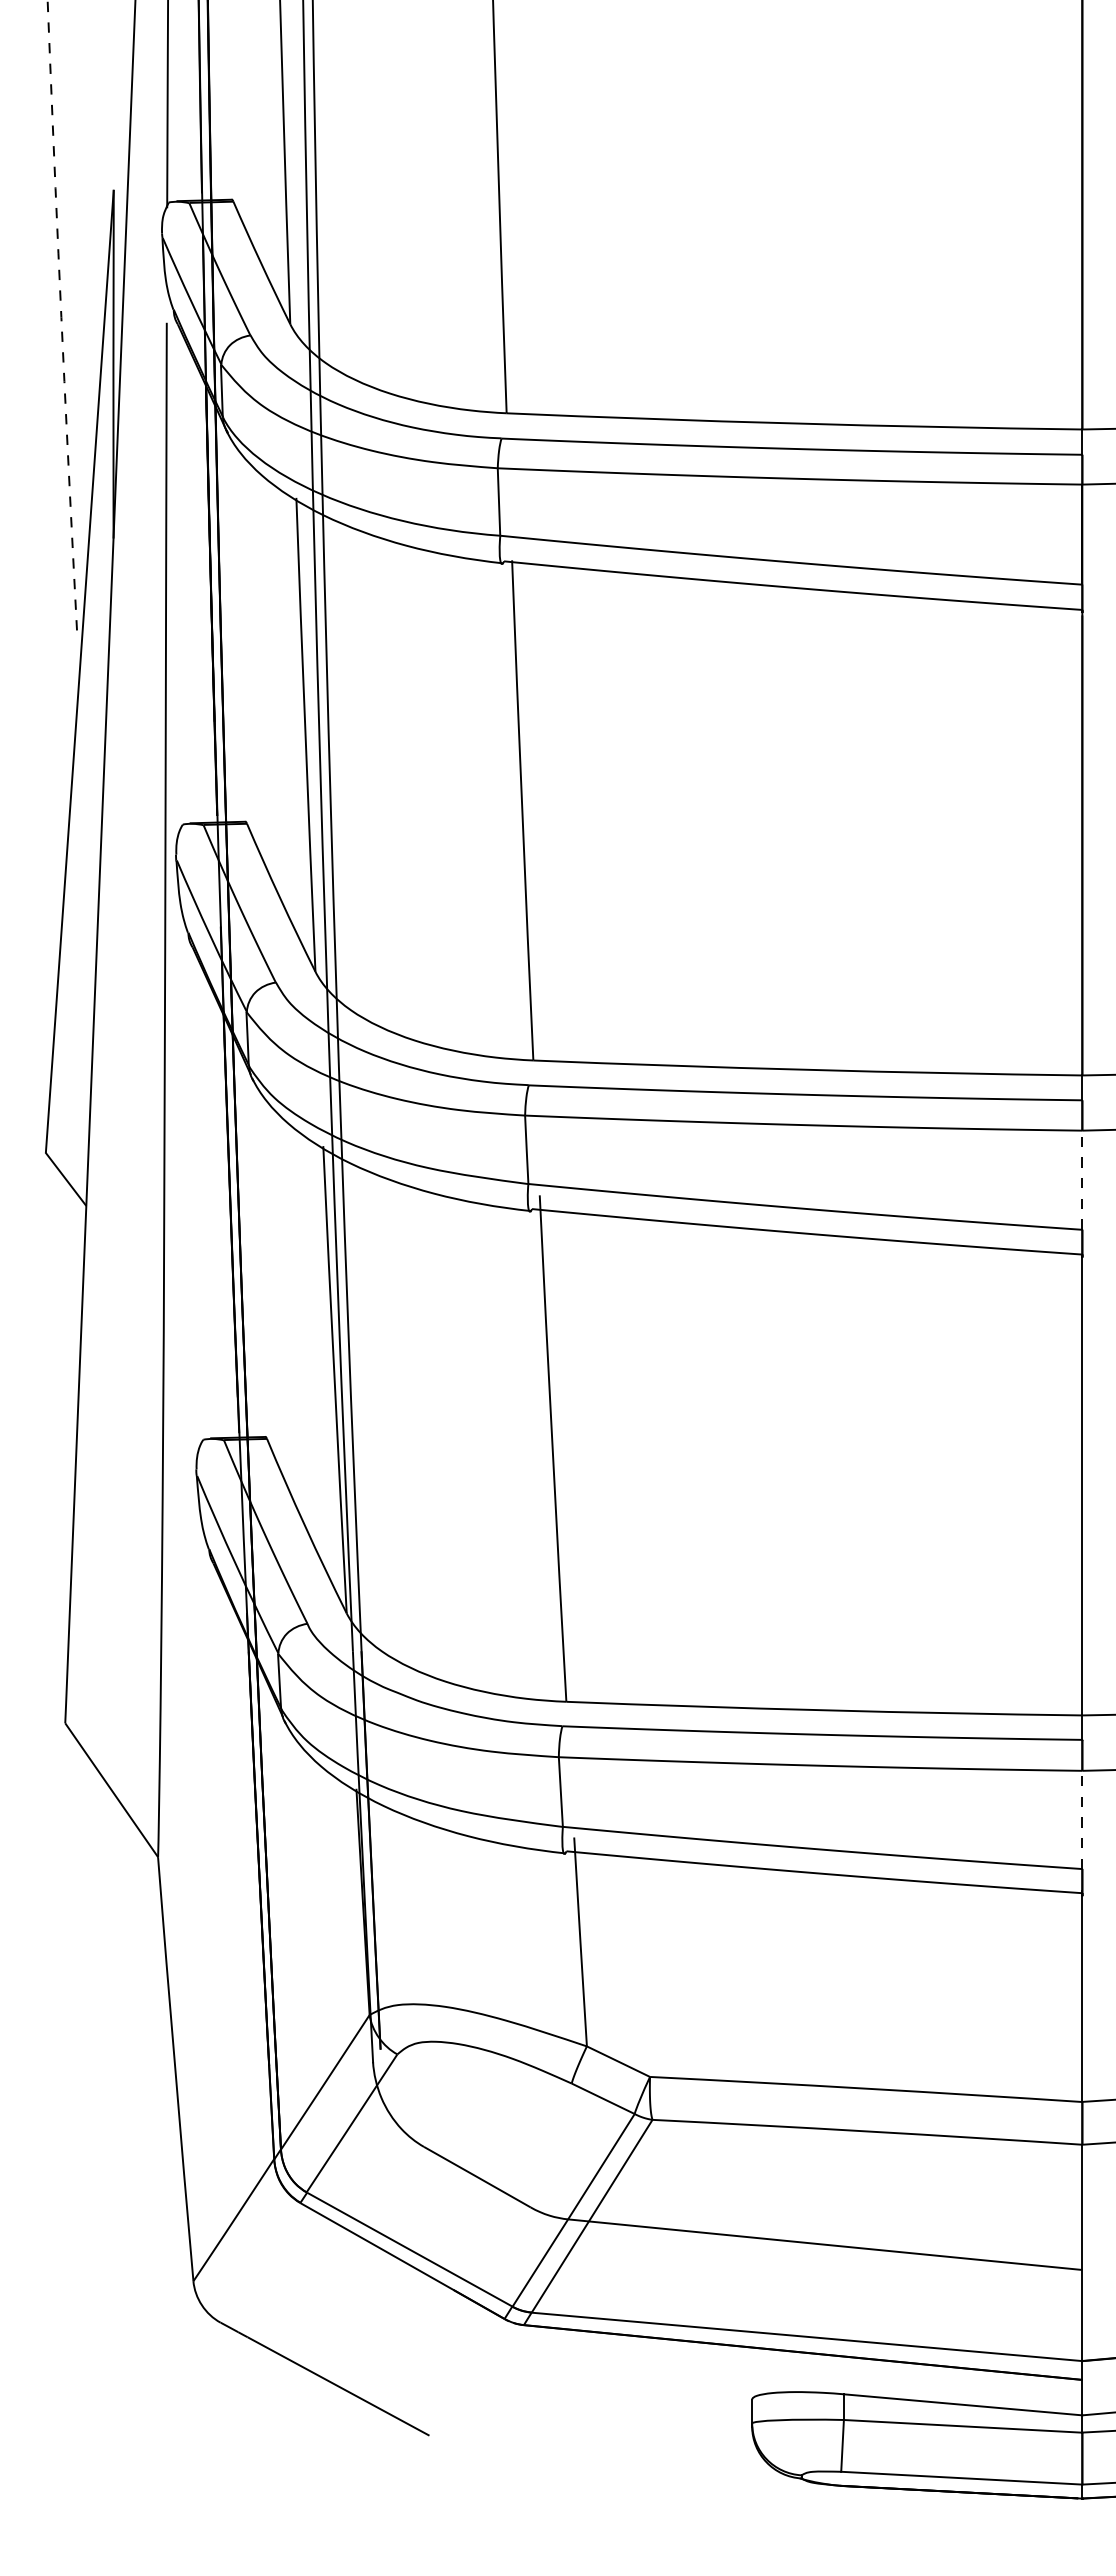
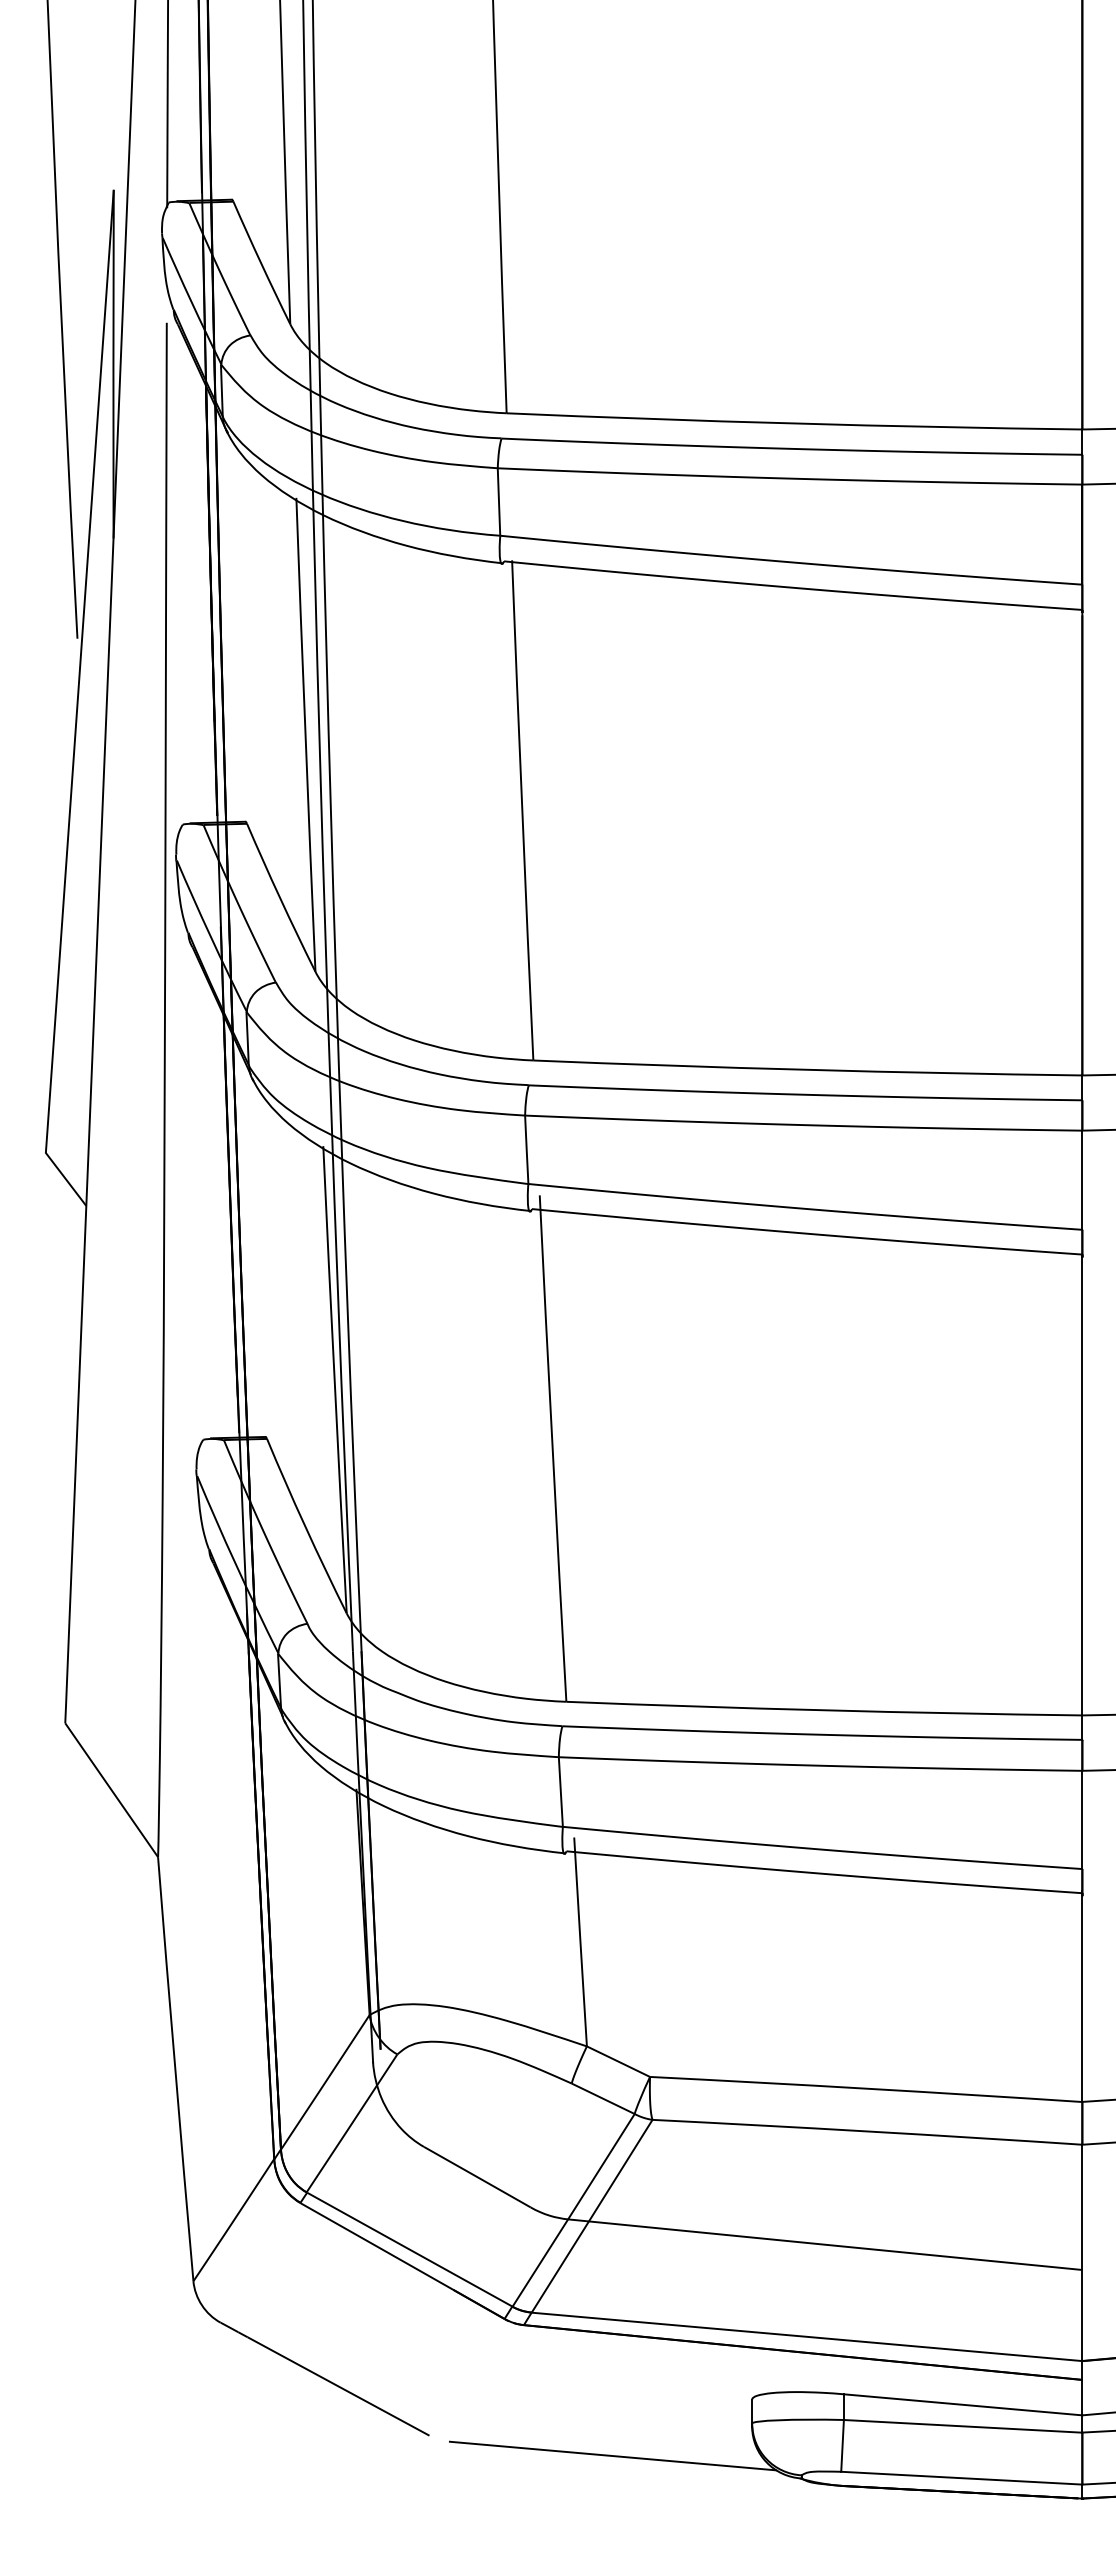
arc: dashed -> solid (61, 319)
line: dashed -> solid (1082, 1179)
line: dashed -> solid (1082, 1819)
line: none -> present (612, 2455)
